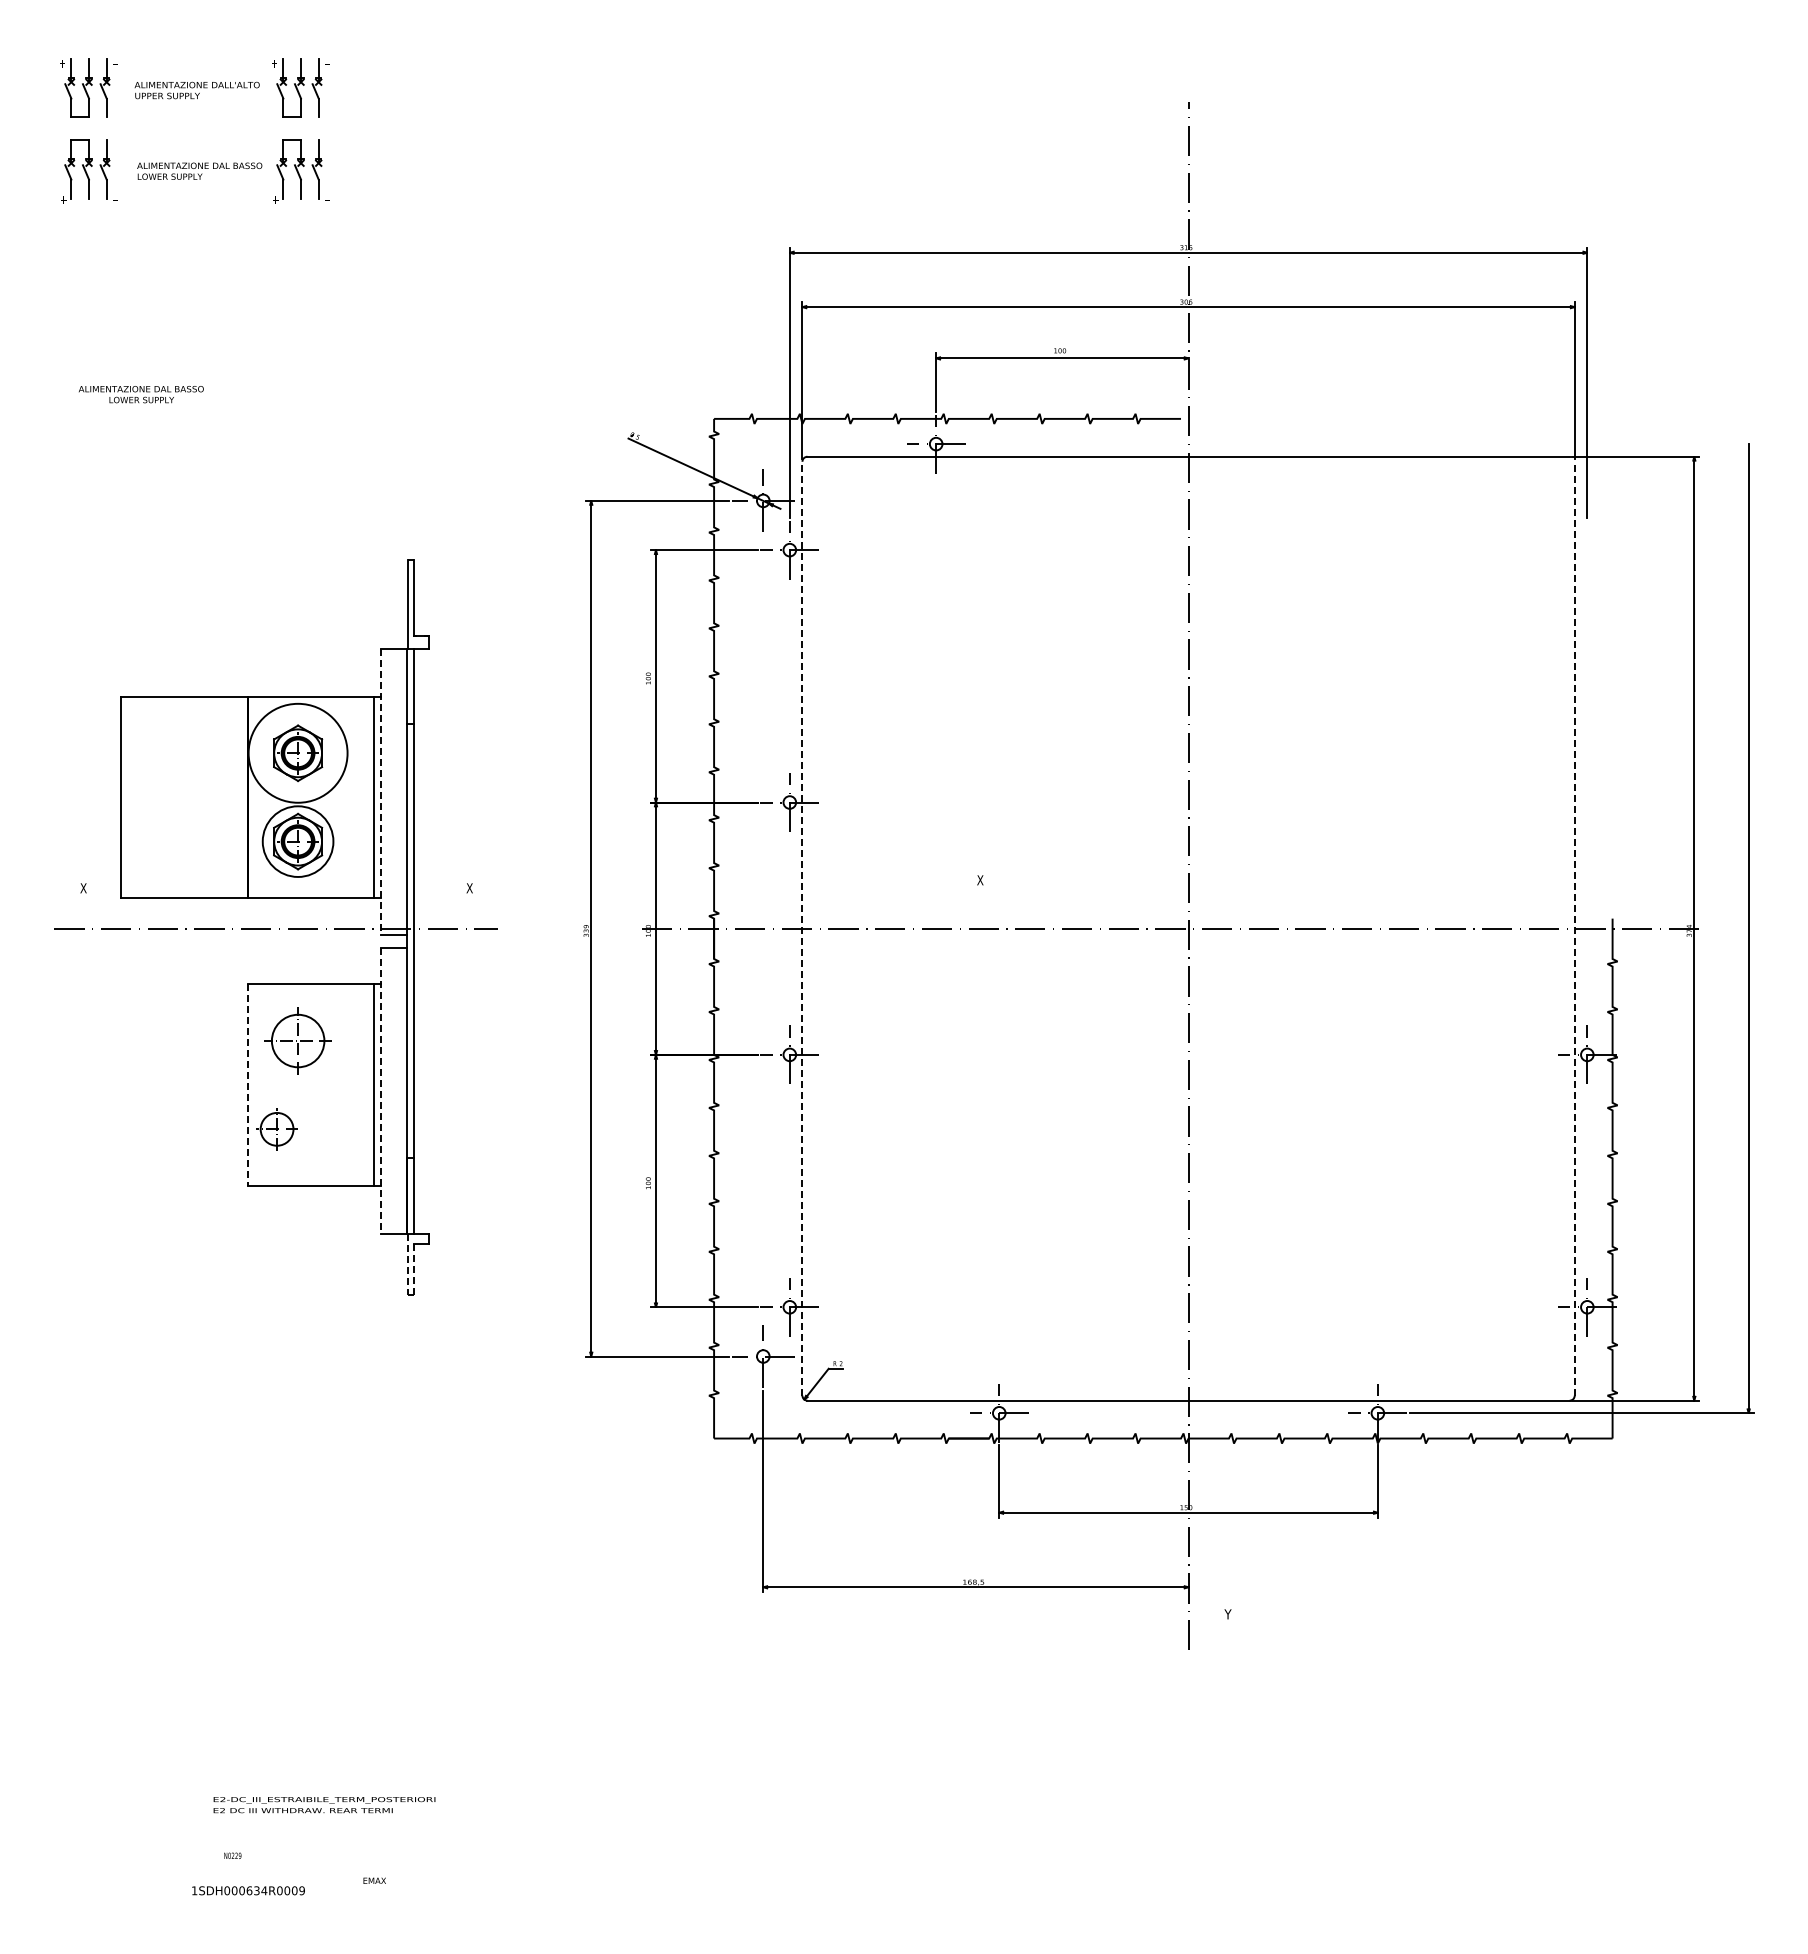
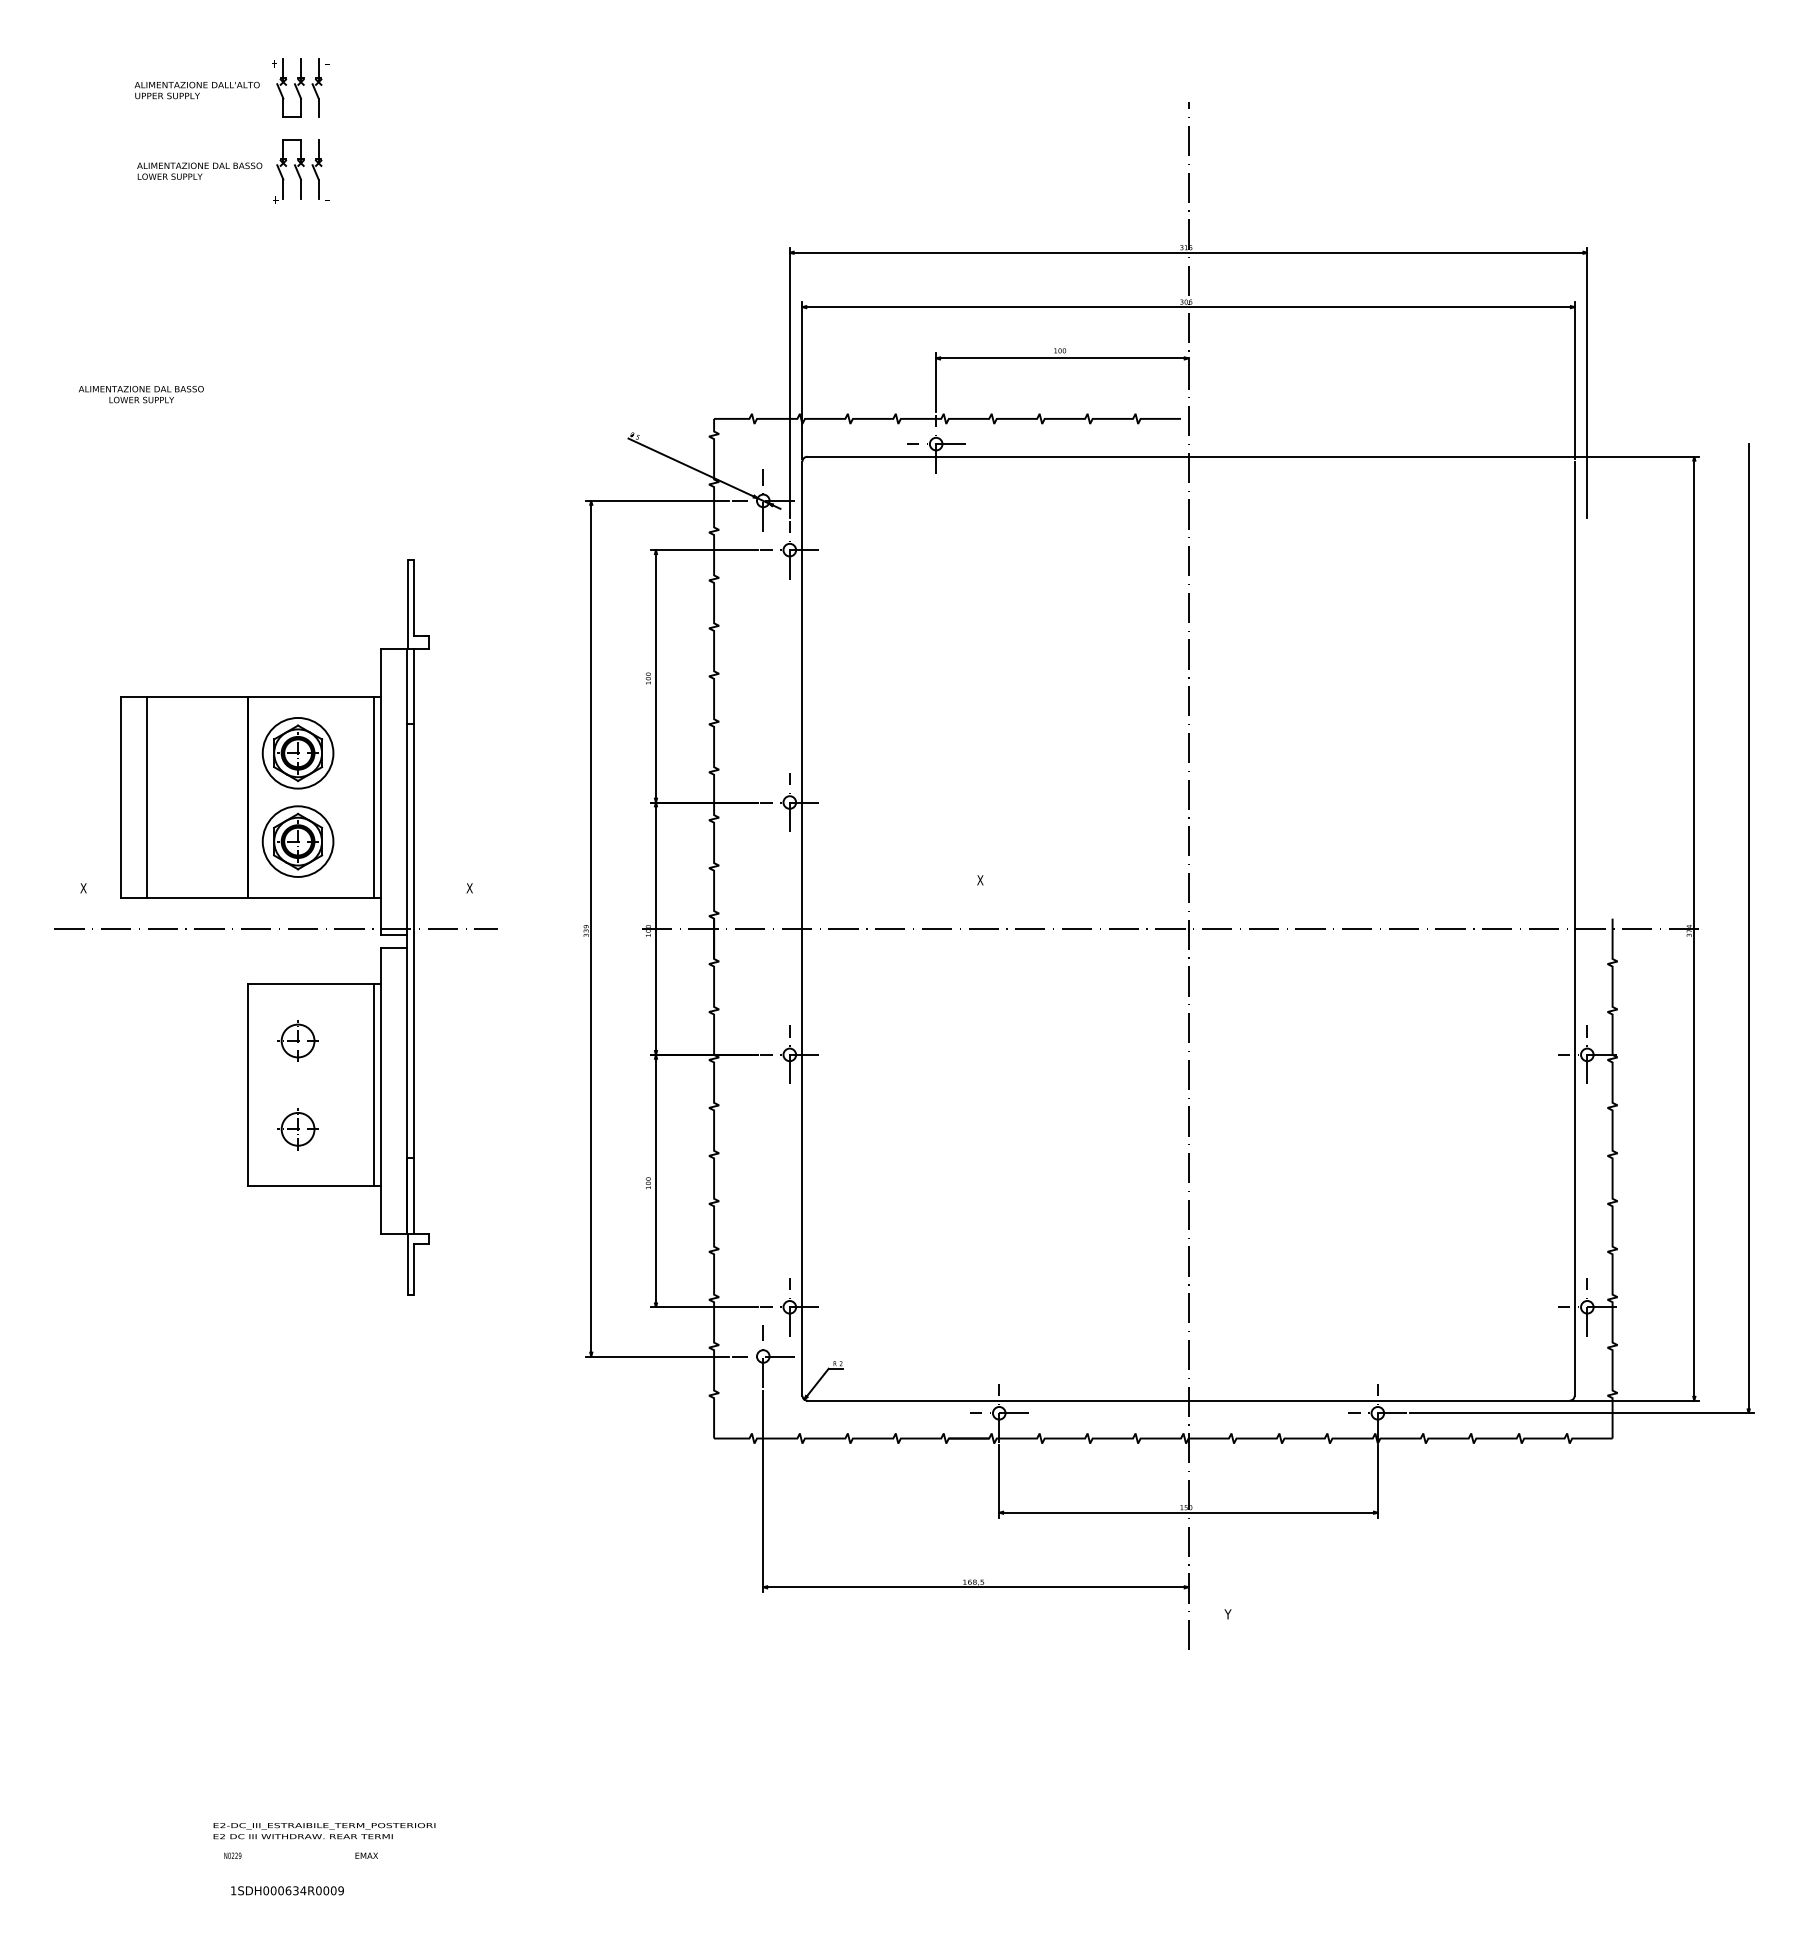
part: present -> none (88, 139)
circle diameter: 99 px -> 71 px (297, 752)
line: dashed -> solid (381, 792)
line: none -> present (146, 797)
line: dashed -> solid (802, 928)
line: dashed -> solid (1574, 928)
part size: 68x68 px -> 42x42 px (297, 1040)
line: dashed -> solid (247, 1085)
line: dashed -> solid (381, 1091)
part position: (276, 1129) -> (297, 1129) (297, 1129)
line: dashed -> solid (407, 1264)
line: dashed -> solid (414, 1269)
text position: (324, 1805) -> (324, 1831) (324, 1831)
text position: (374, 1880) -> (366, 1855) (366, 1855)
text position: (248, 1890) -> (287, 1890) (287, 1890)
